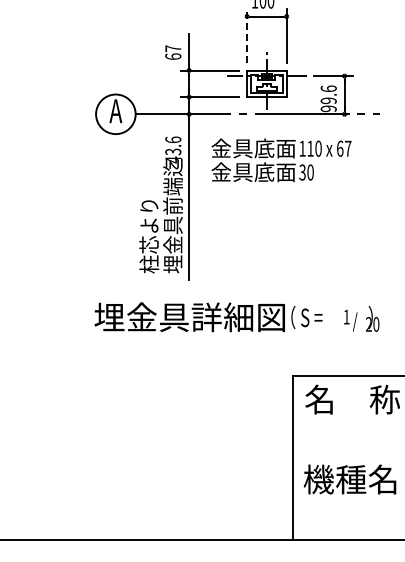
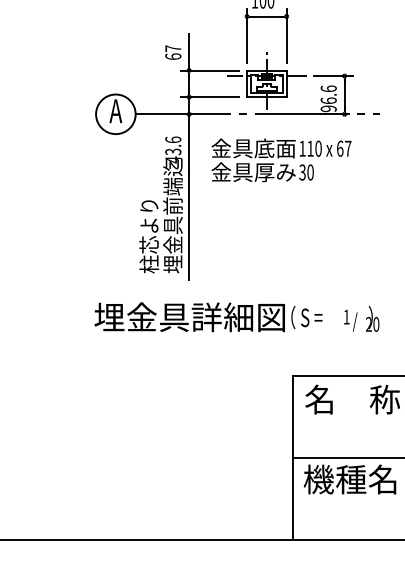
line: dashed -> solid (247, 35)
text: 99.6 -> 96.6 (328, 100)
text: 金具底面 -> 金具厚み (275, 172)
line: none -> present (347, 458)
